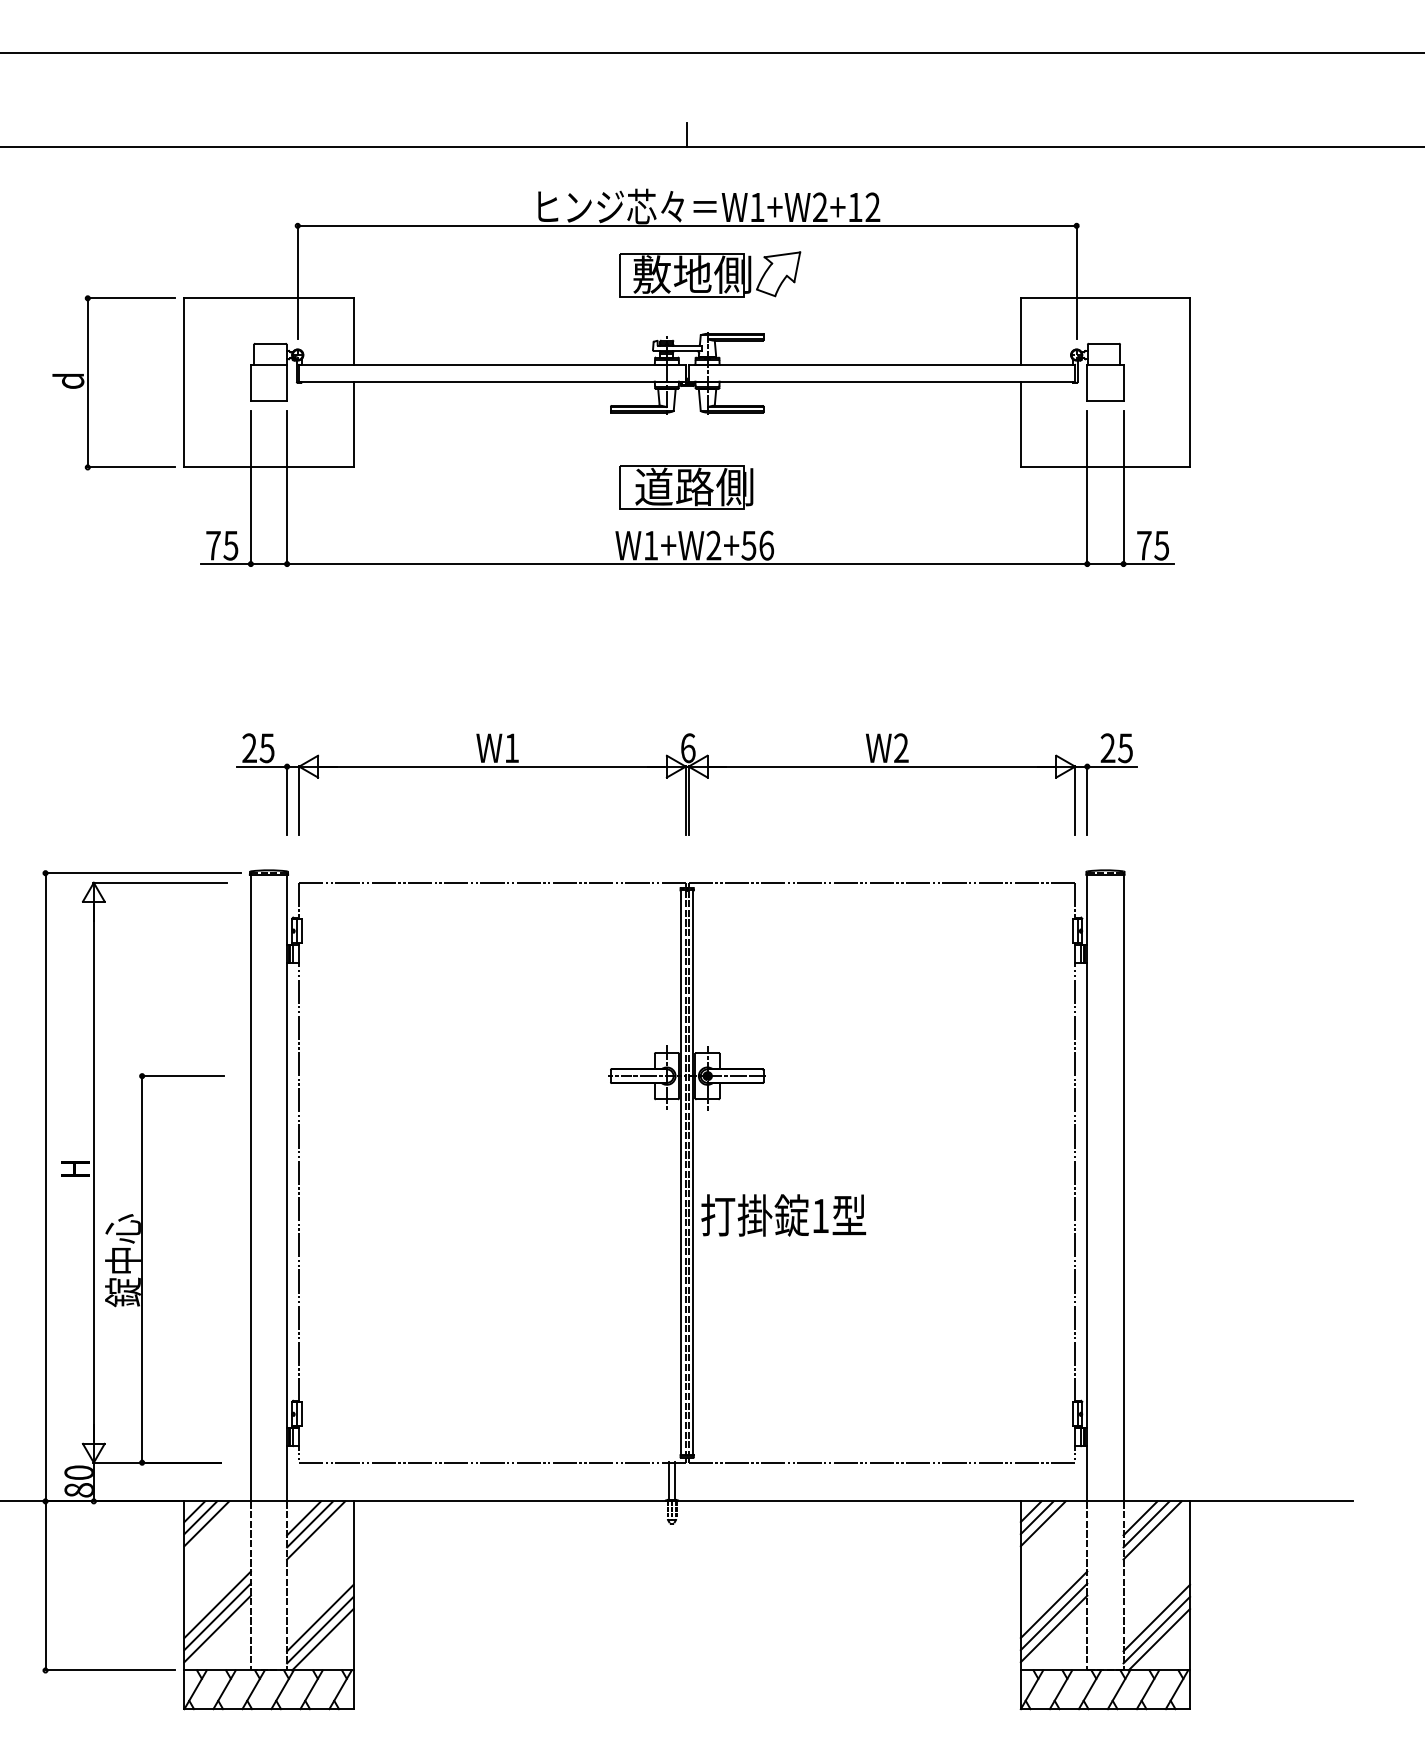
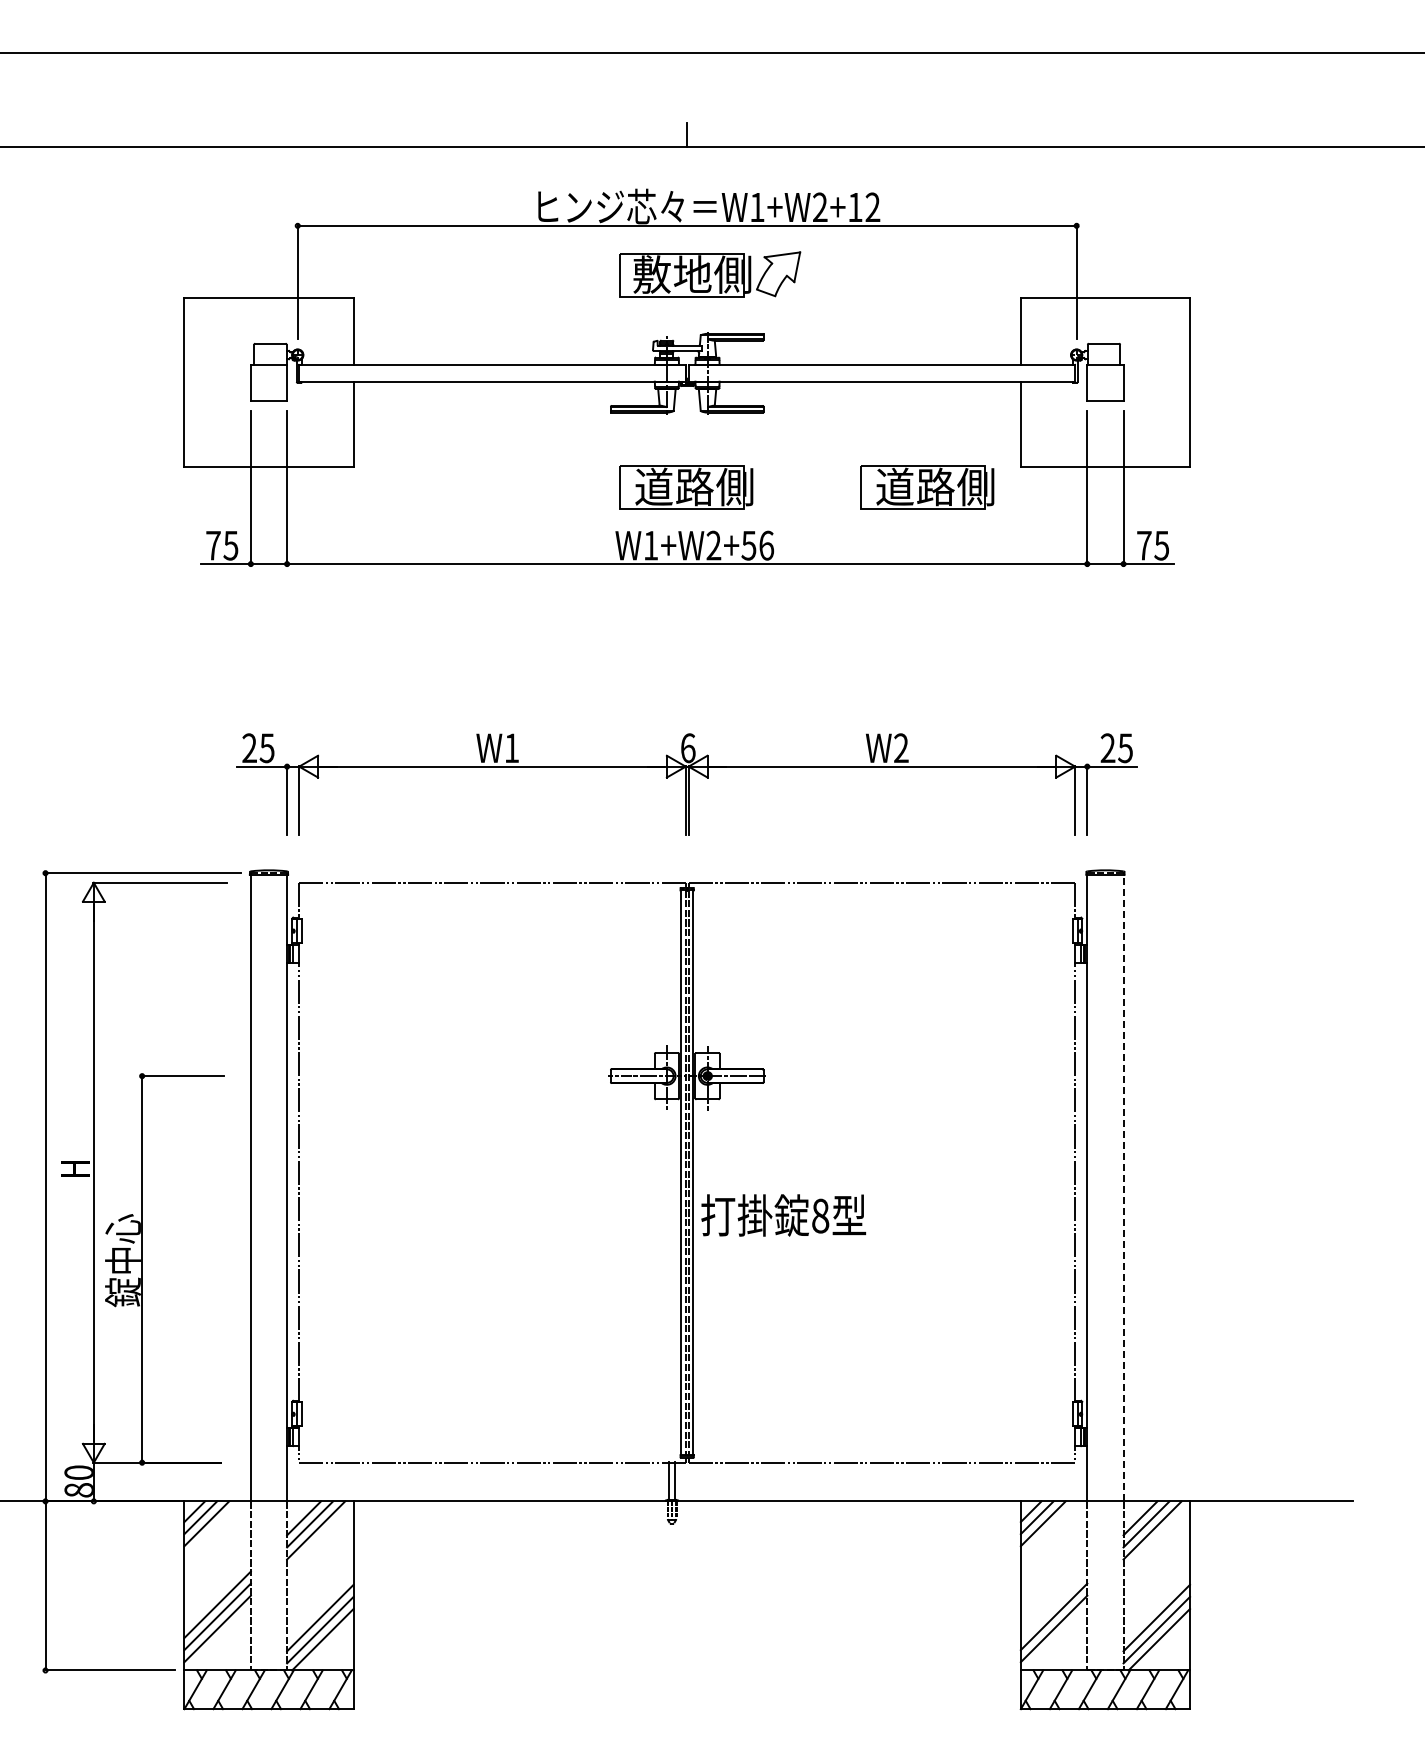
part: present -> none (88, 382)
part: none -> present (927, 487)
line: solid -> dashed (1123, 1187)
text: 1 -> 8 (820, 1215)
line: present -> none (1053, 1604)
